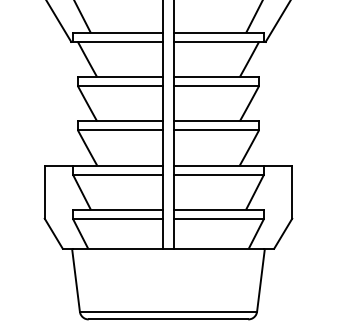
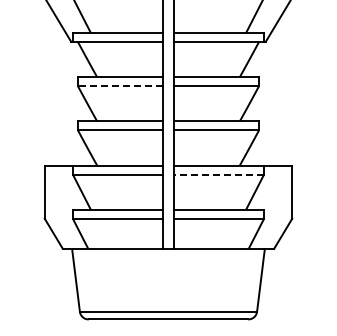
line: solid -> dashed (120, 86)
line: solid -> dashed (218, 174)
